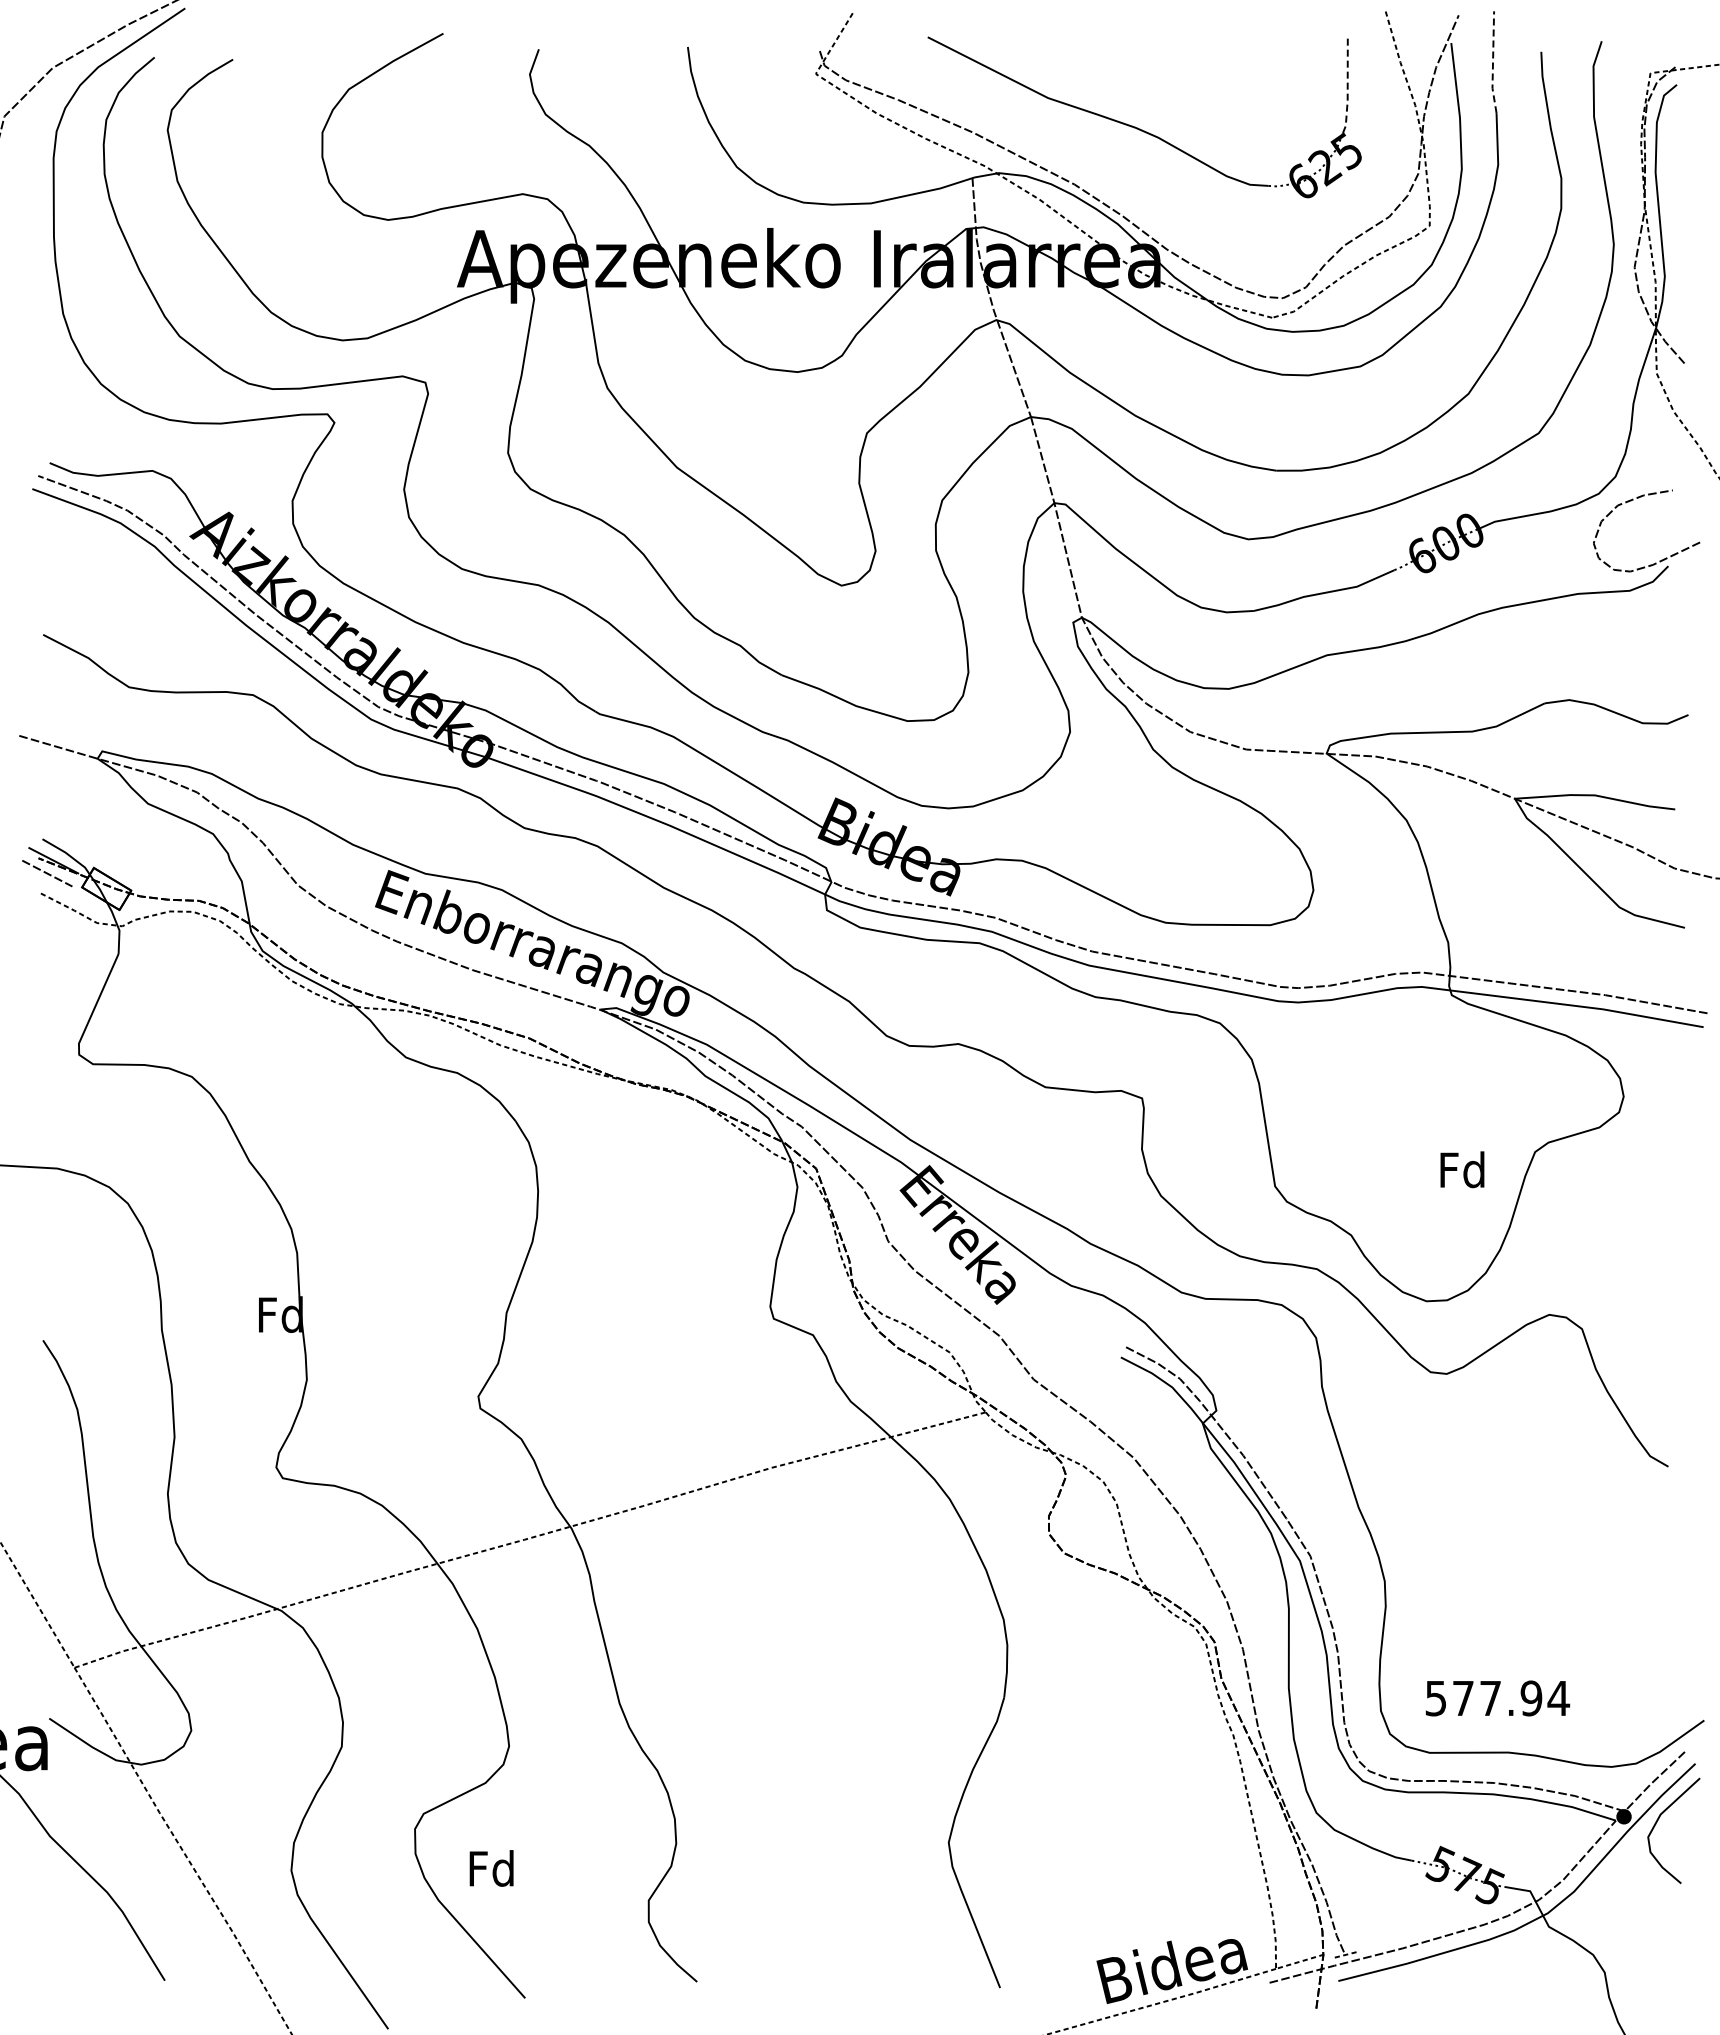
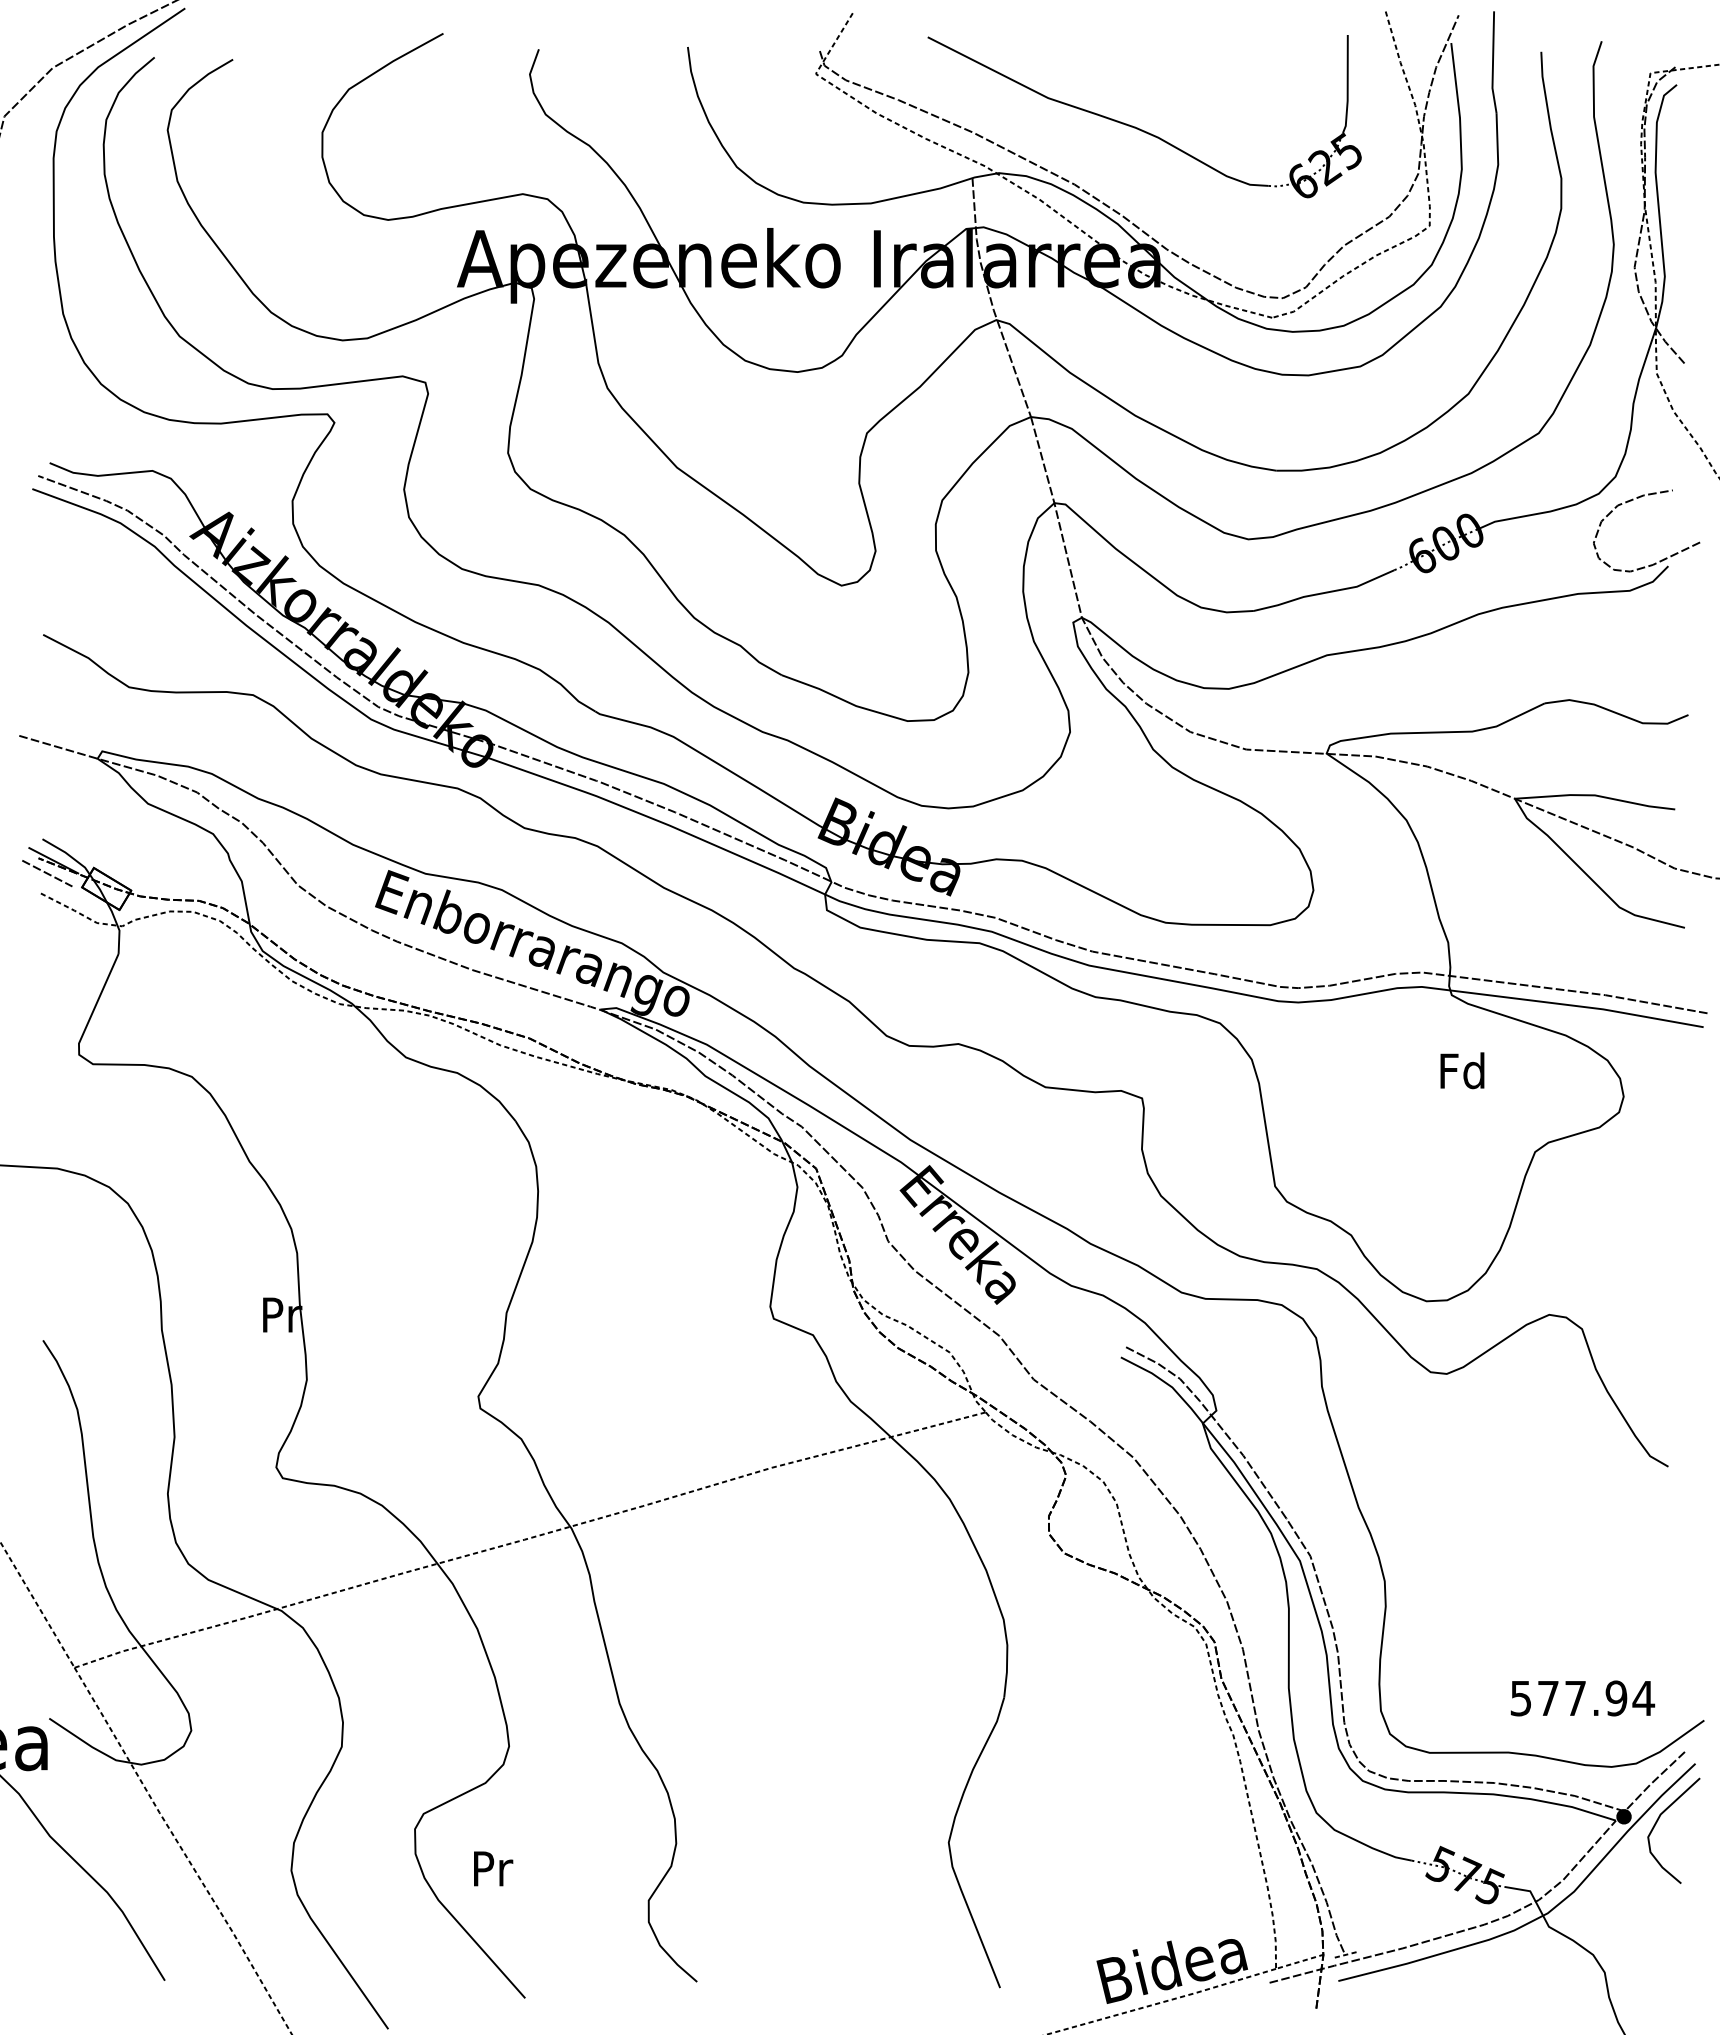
line: dashed -> solid (1493, 63)
line: dashed -> solid (1347, 85)
text position: (1462, 1169) -> (1462, 1070) (1462, 1070)
text: Fd -> Pr (280, 1314)
text position: (1497, 1698) -> (1582, 1698) (1582, 1698)
text: Fd -> Pr (491, 1868)
